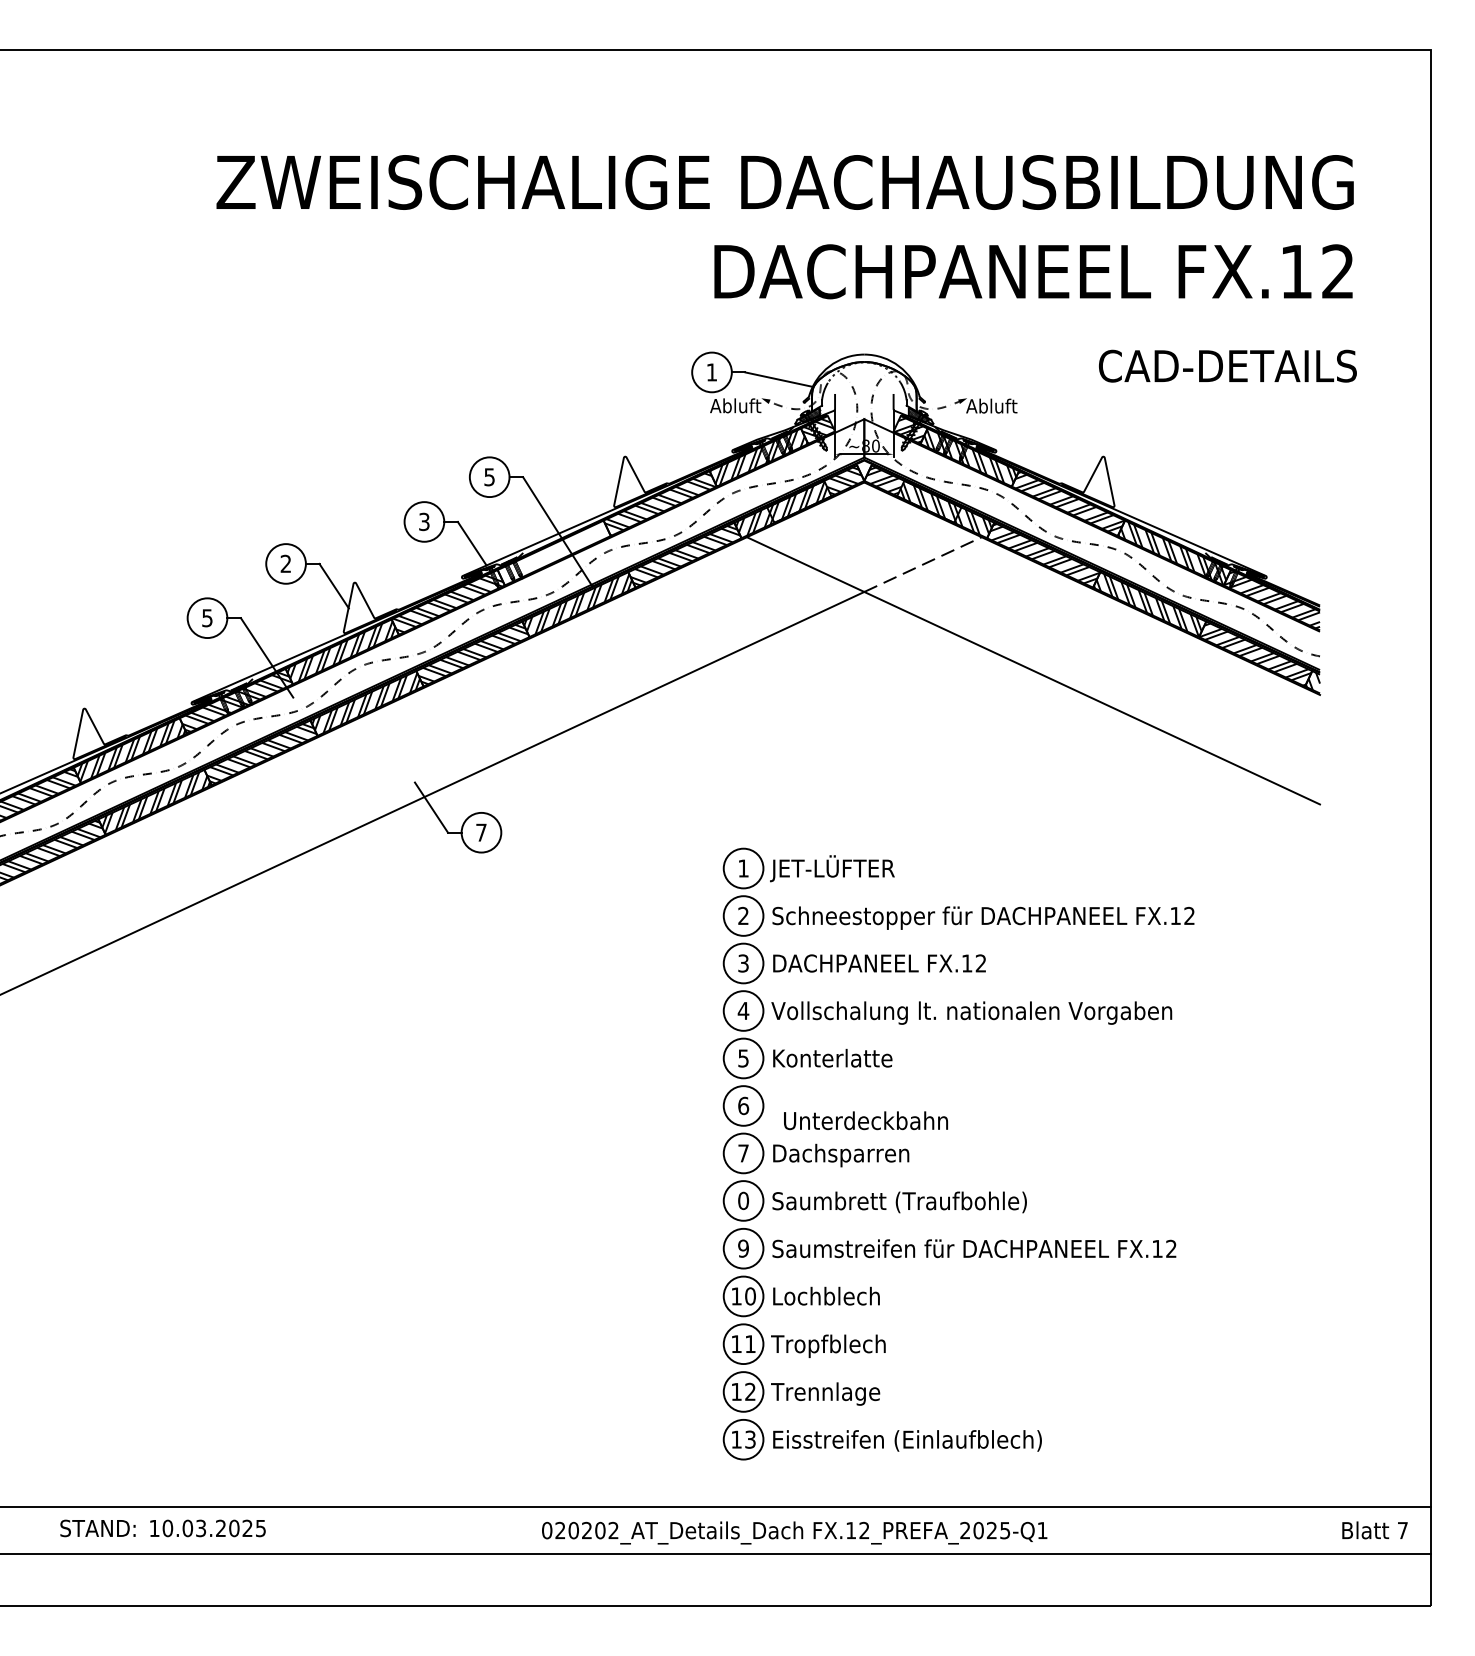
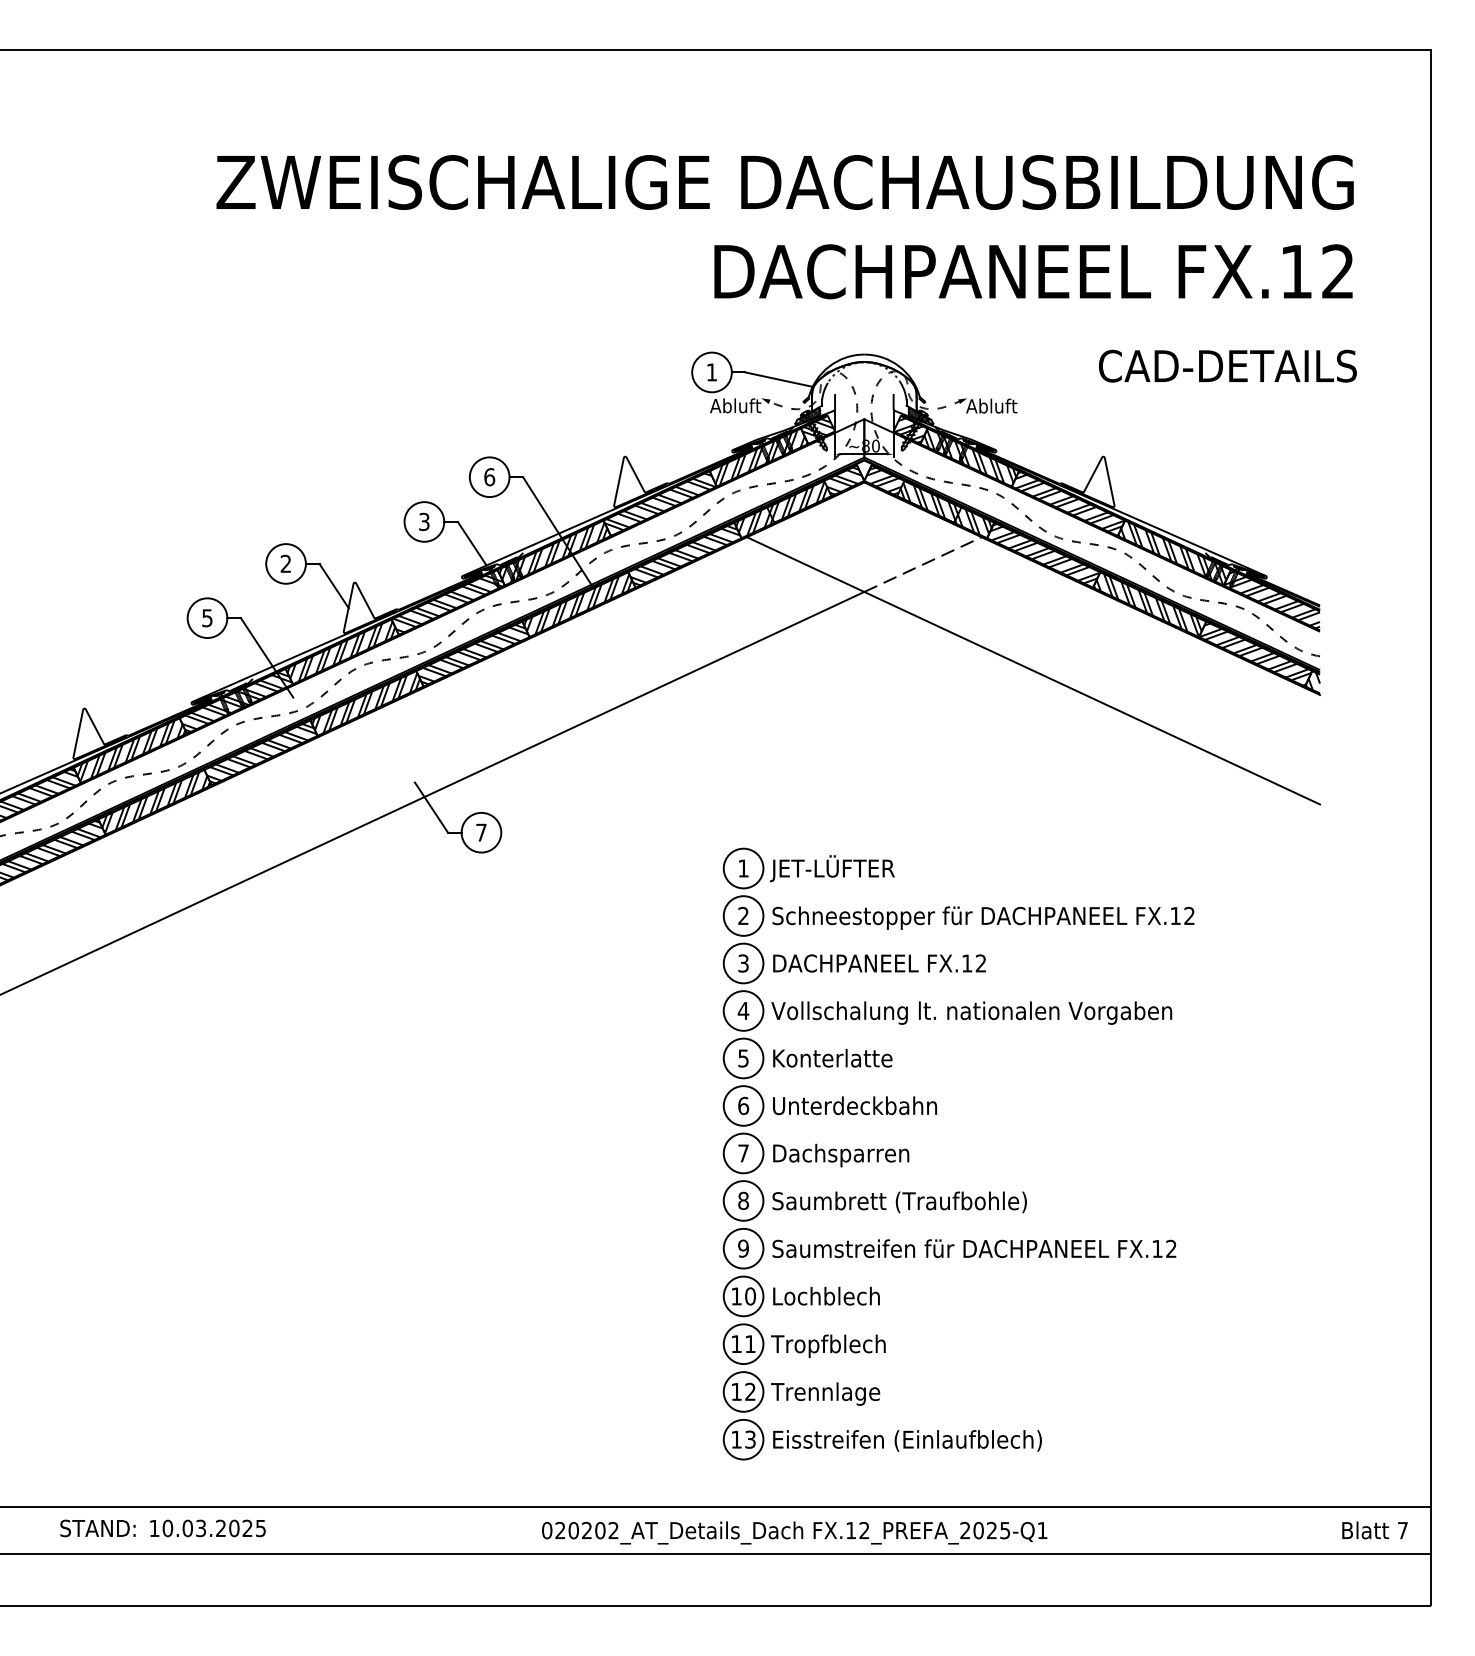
text: 5 -> 6 (489, 477)
hatch: none -> present (553, 552)
text position: (865, 1120) -> (854, 1105) (854, 1105)
text: 0 -> 8 (743, 1200)
